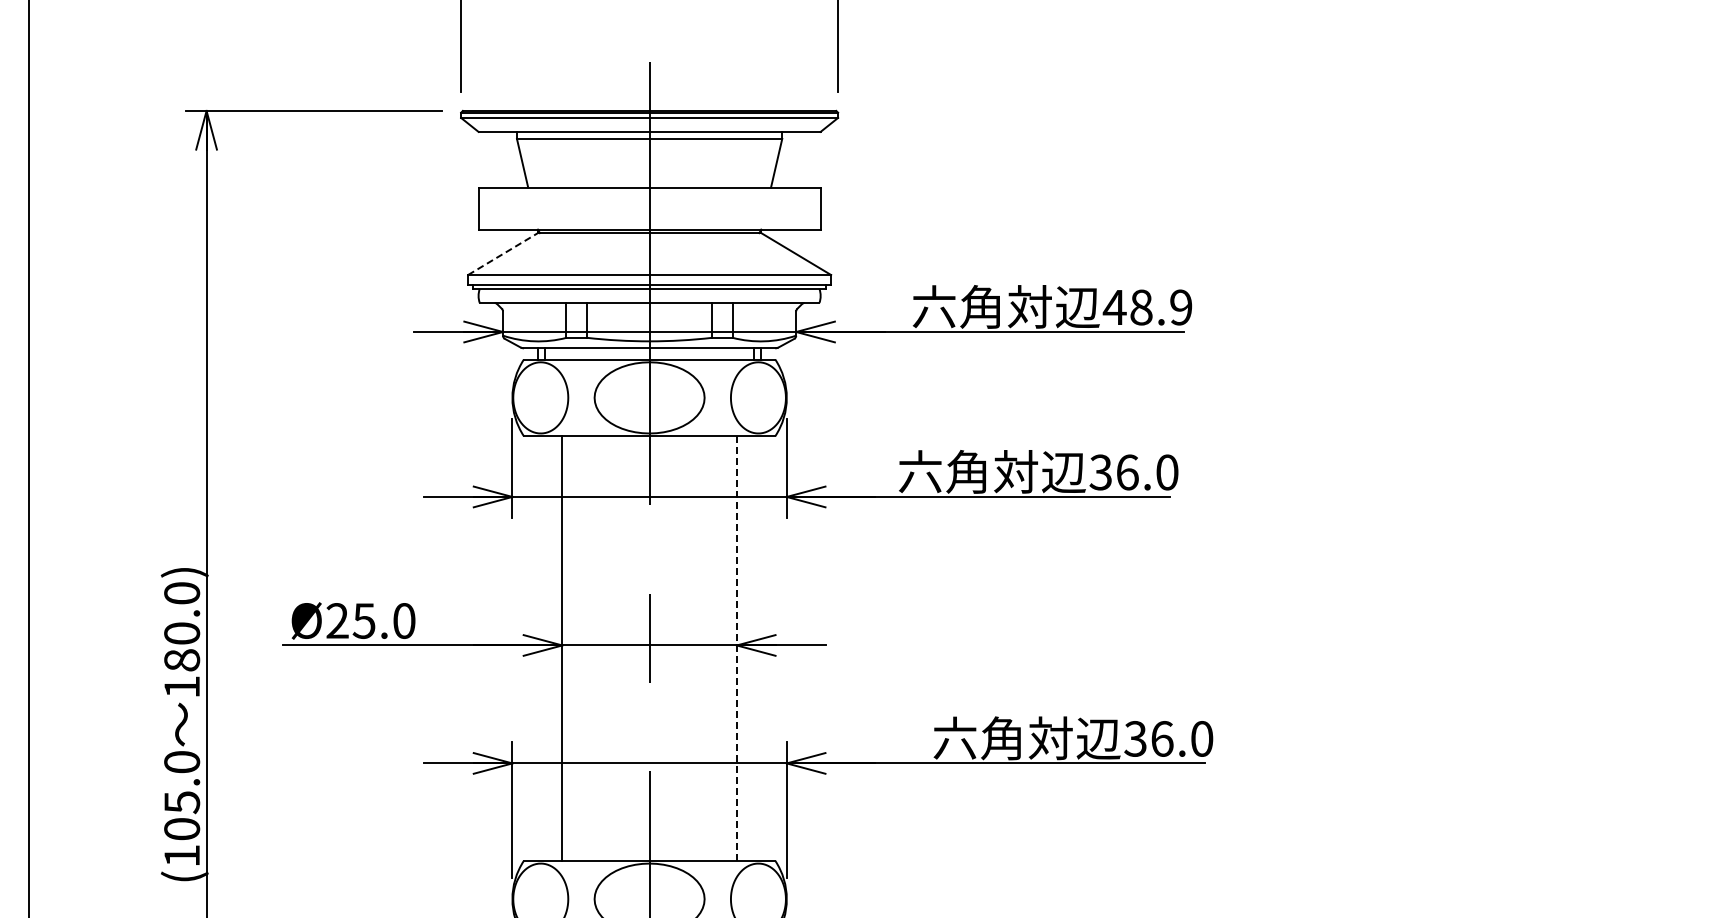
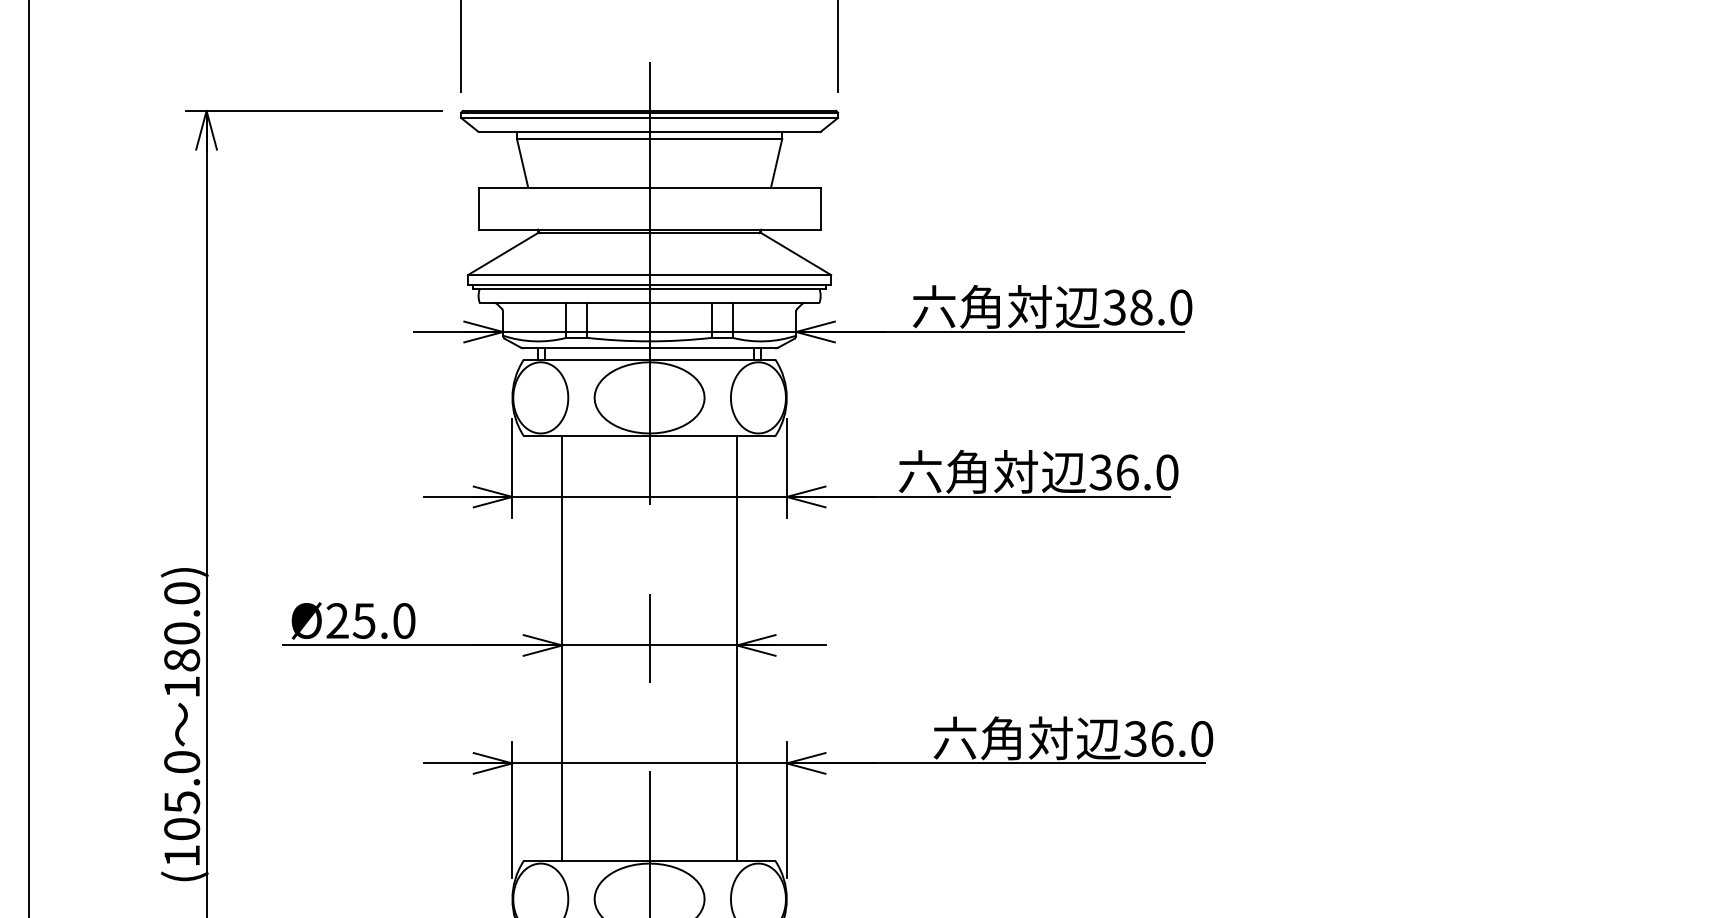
line: dashed -> solid (503, 254)
text: 48.9 -> 38.0 (1147, 307)
line: dashed -> solid (736, 648)
